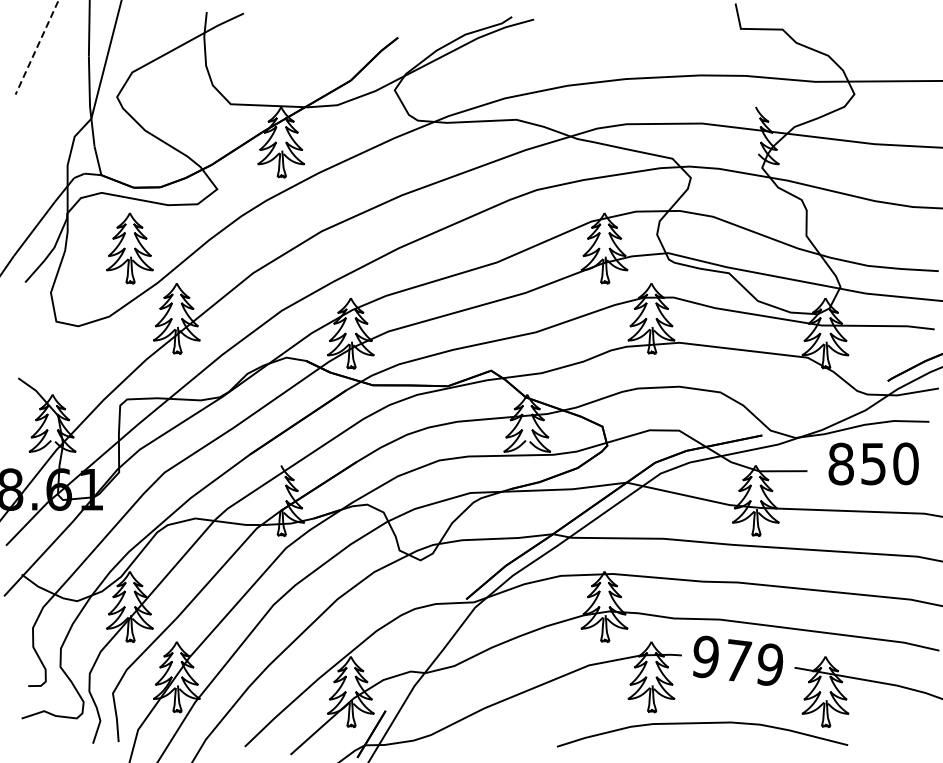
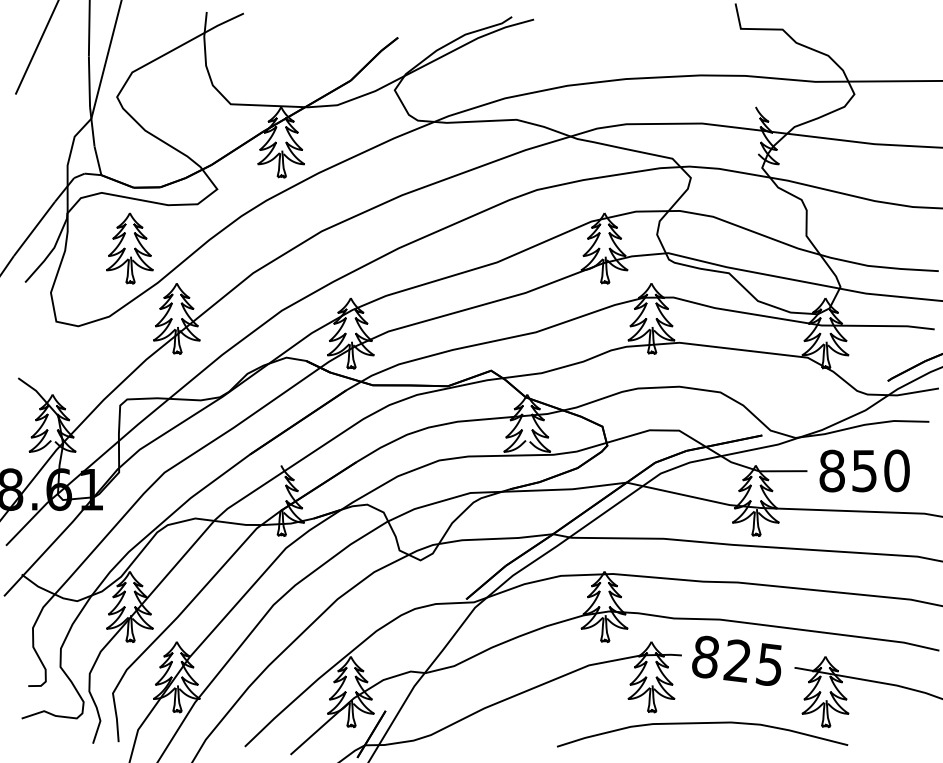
line: dashed -> solid (37, 47)
text position: (873, 463) -> (864, 470) (864, 470)
text: 979 -> 825 (737, 660)
